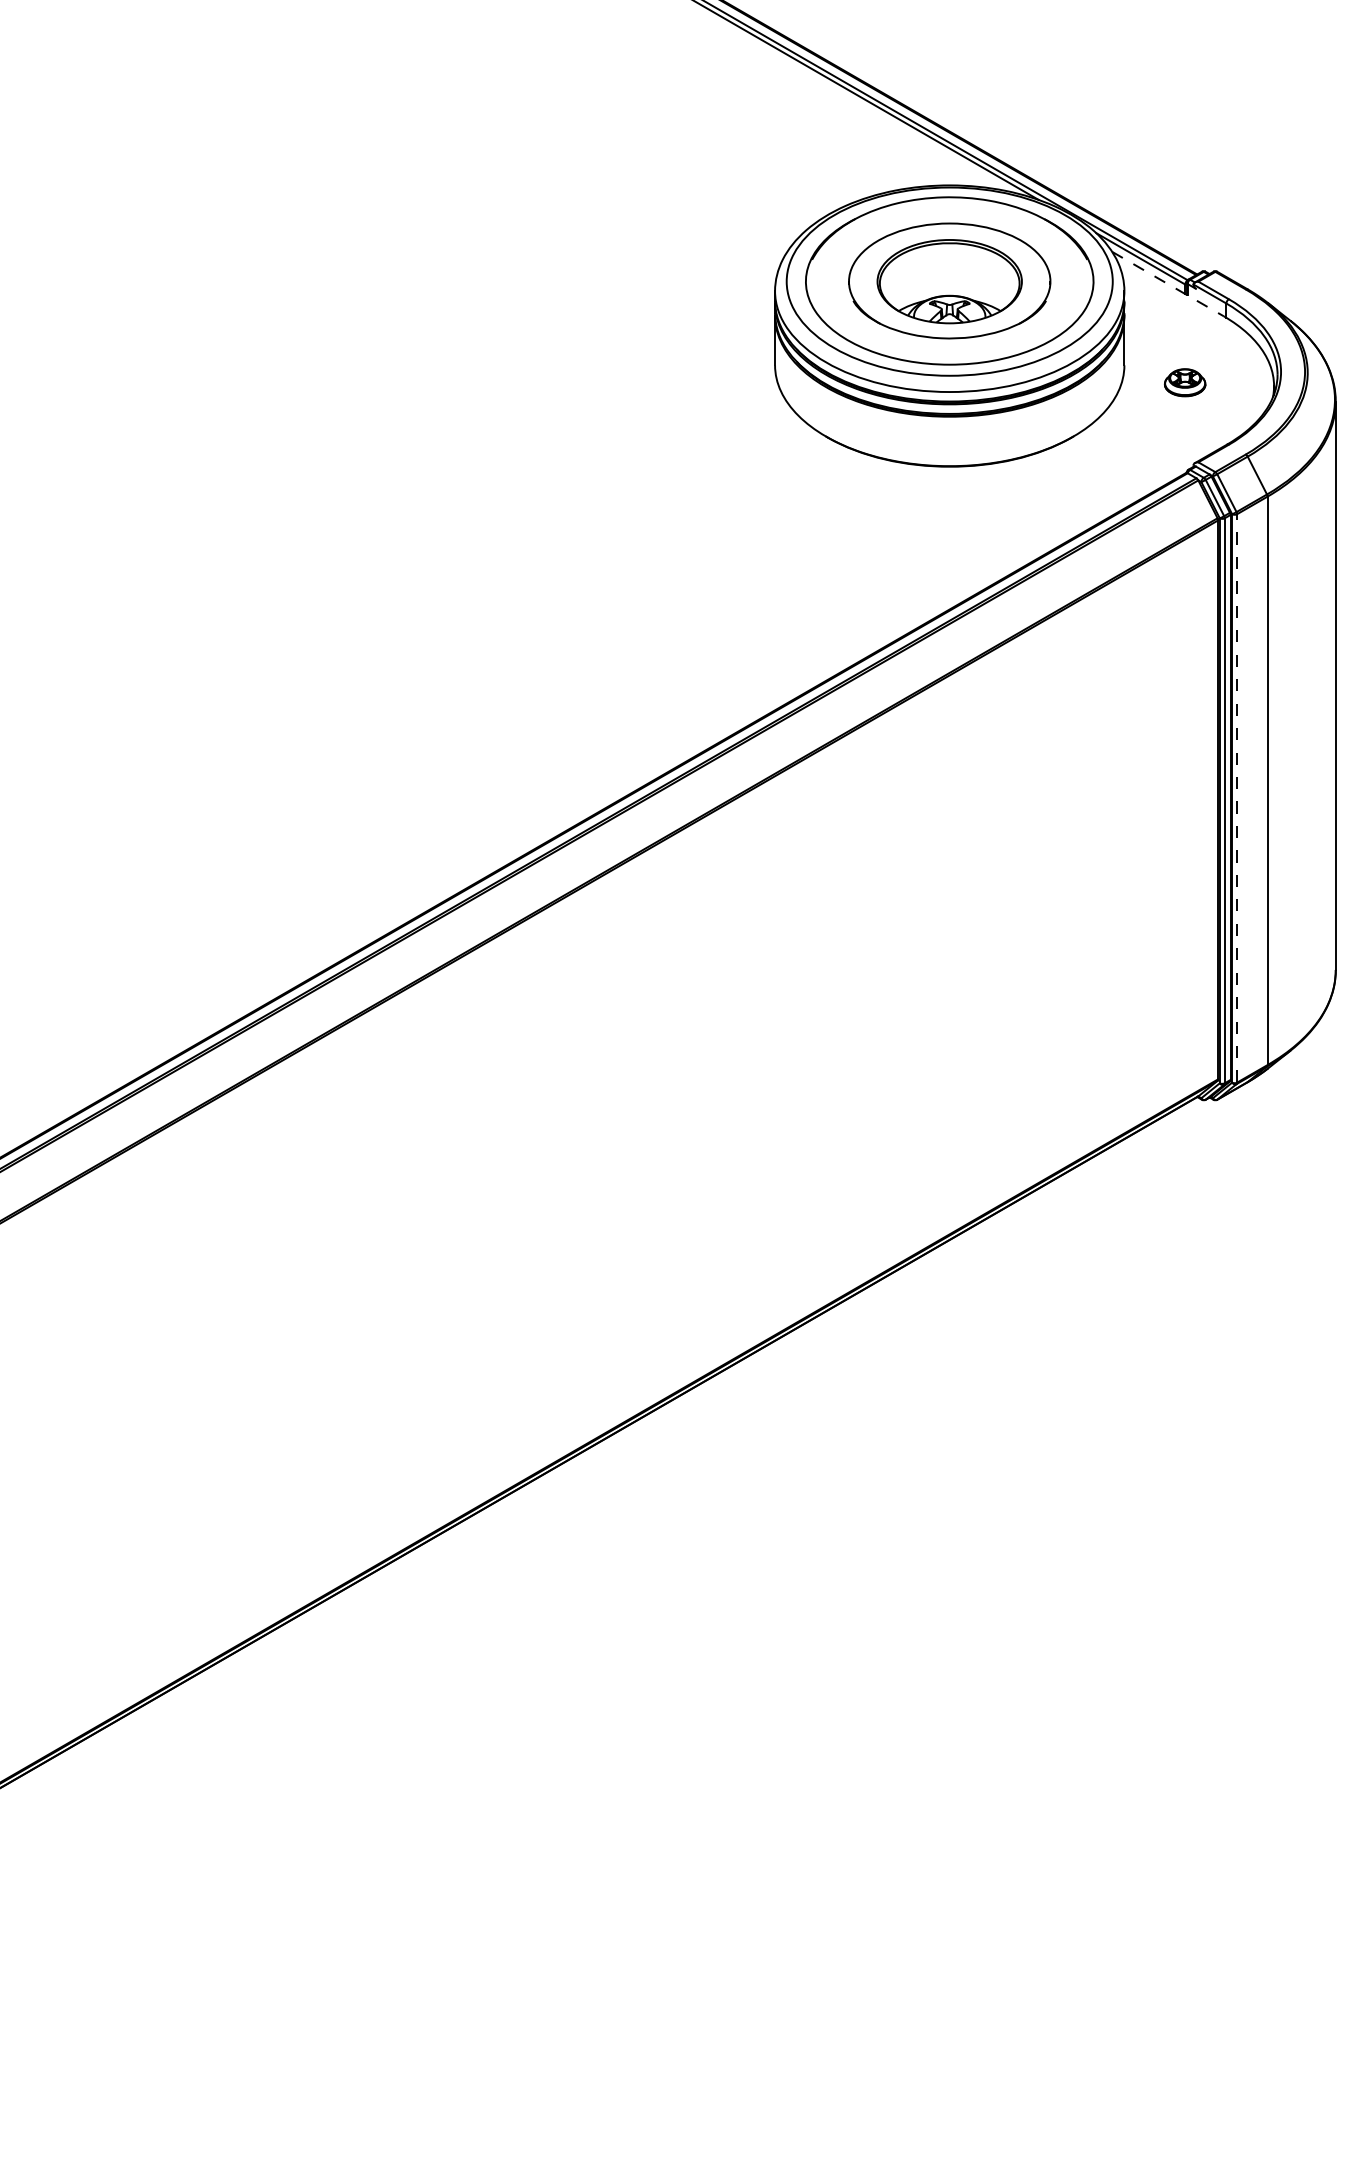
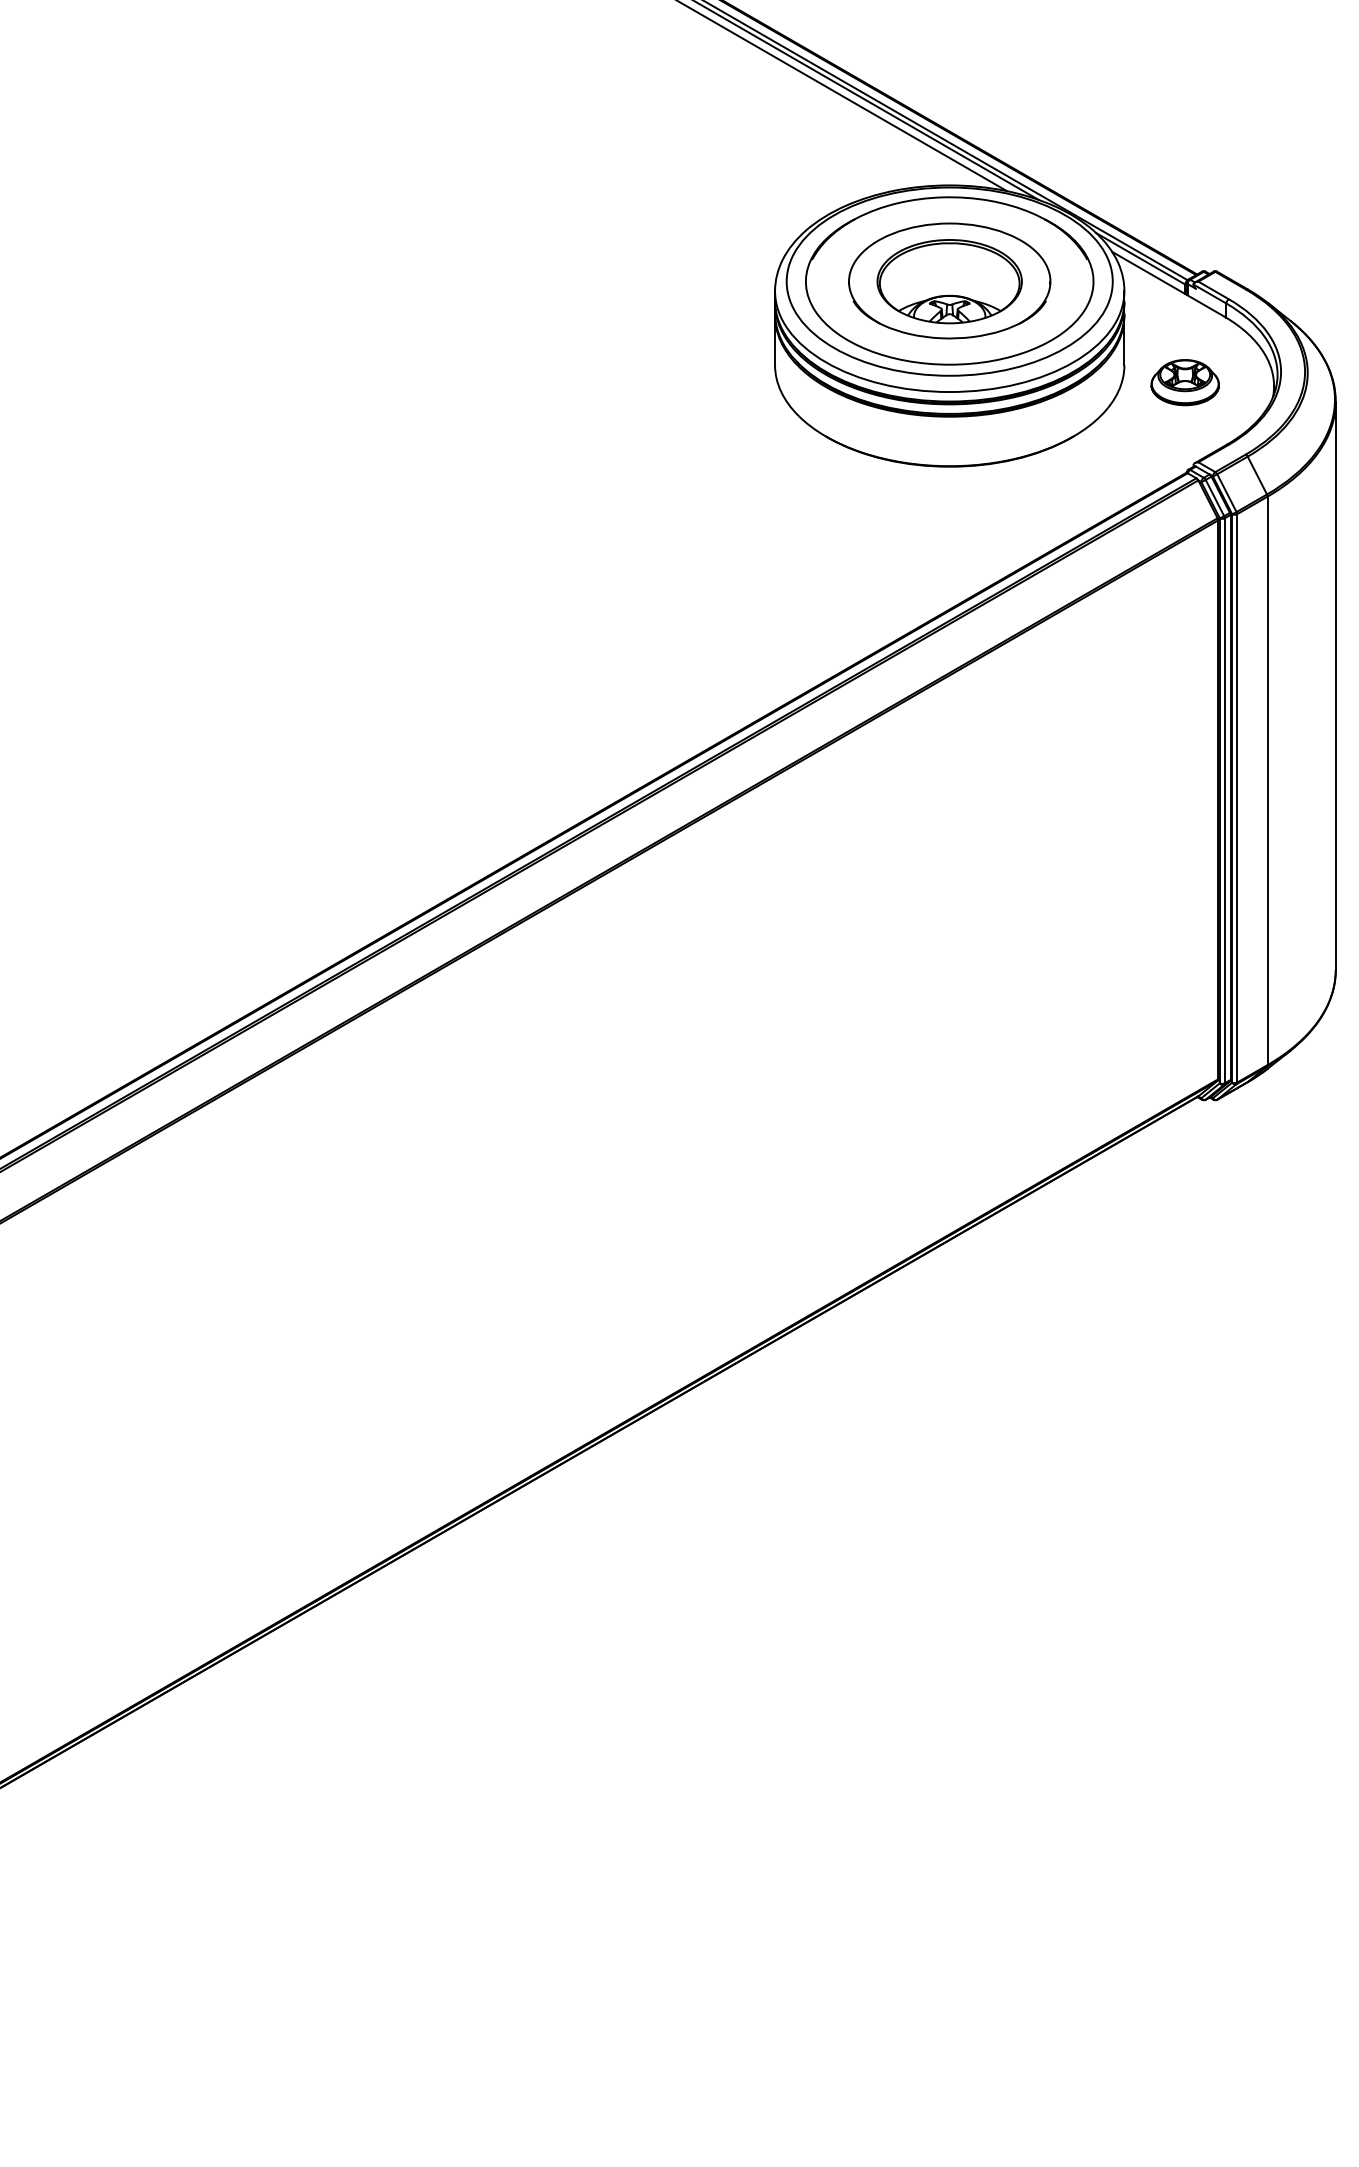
line: none -> present (843, 96)
line: dashed -> solid (1168, 284)
part size: 43x30 px -> 70x48 px (1184, 382)
line: dashed -> solid (1237, 797)
